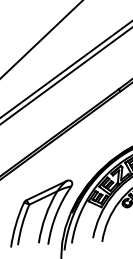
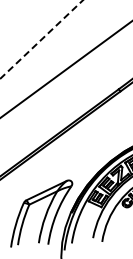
line: solid -> dashed (41, 39)
line: present -> none (65, 75)
